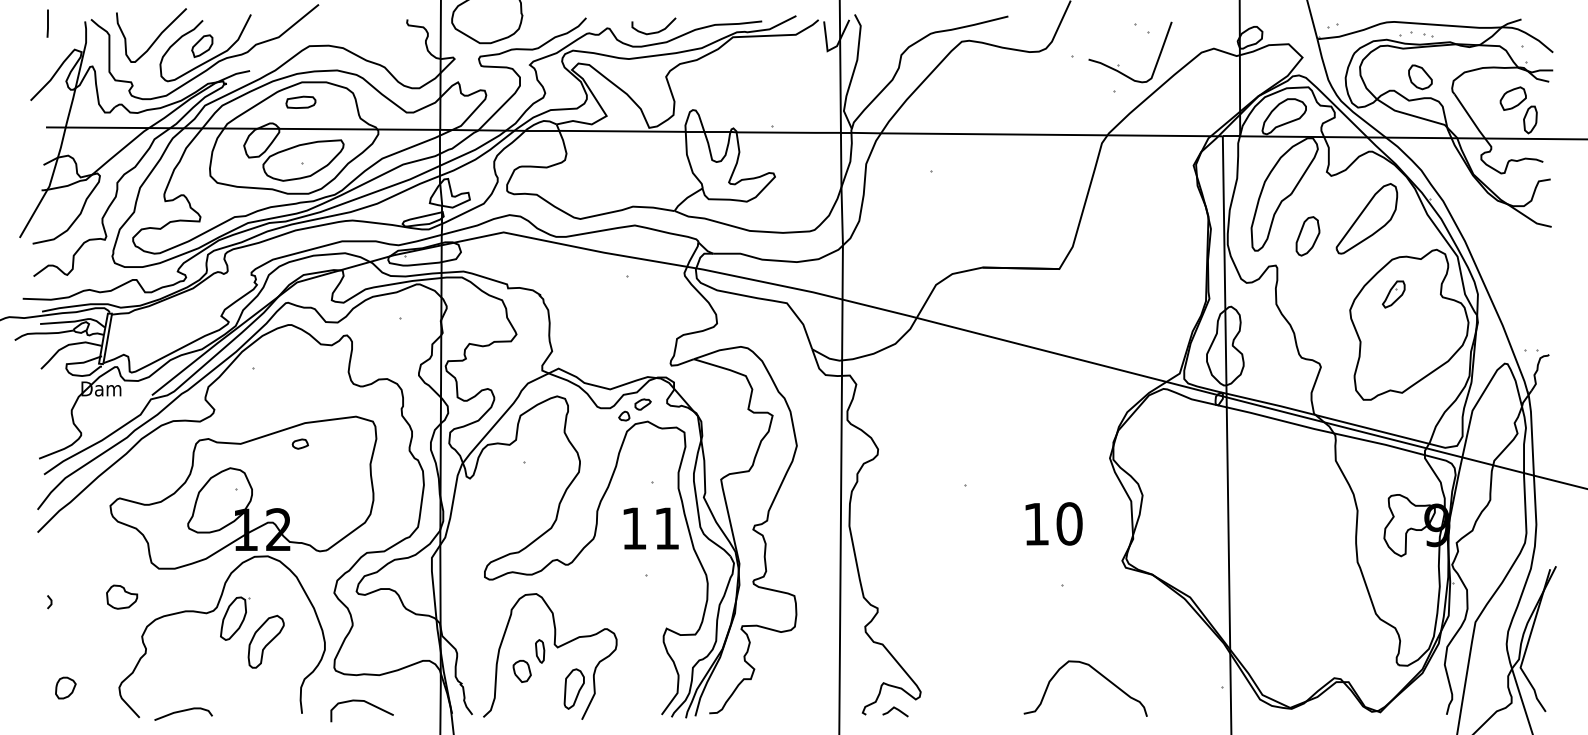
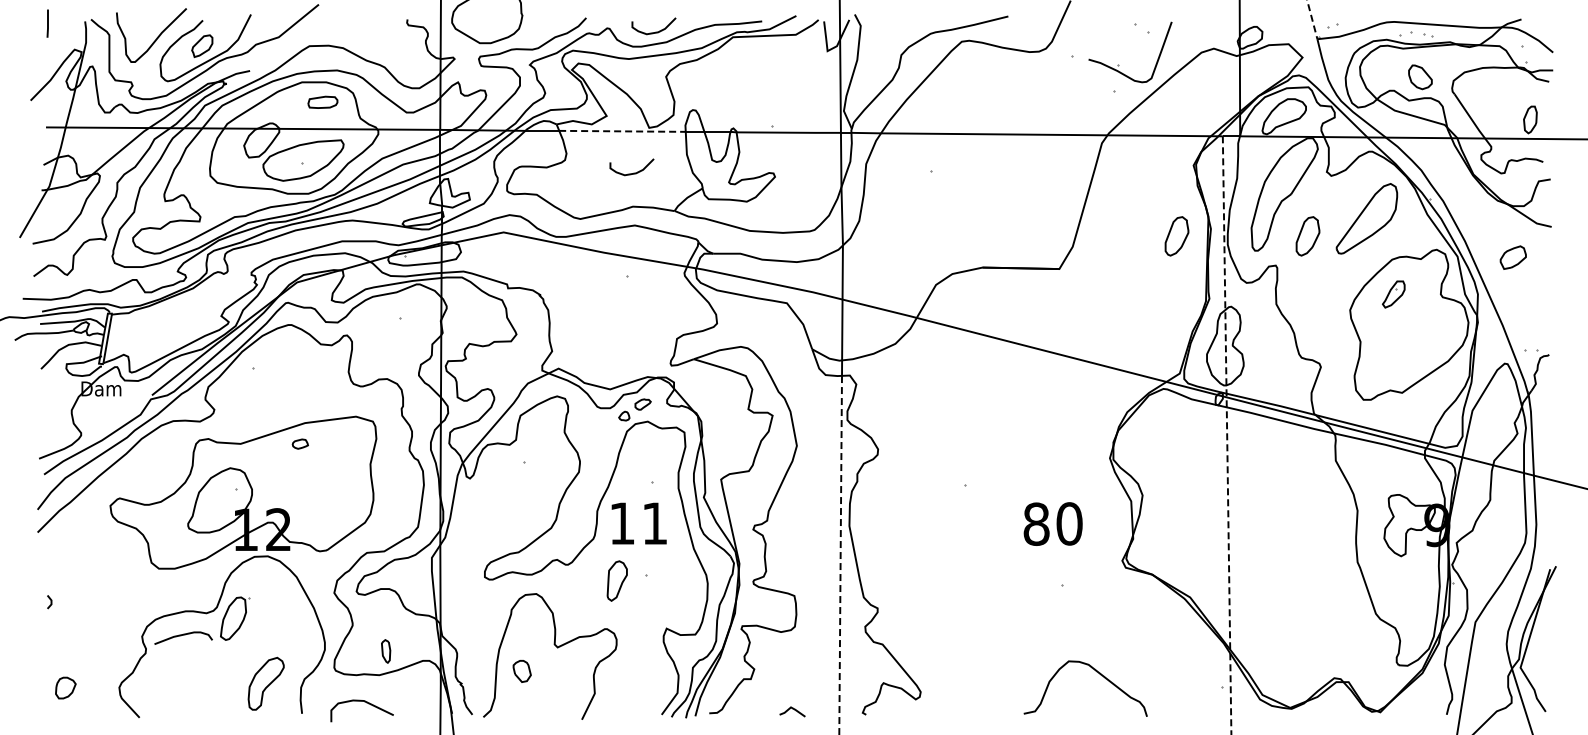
line: solid -> dashed (1312, 20)
part position: (1512, 98) -> (1512, 257) (1512, 257)
part position: (300, 101) -> (322, 101) (322, 101)
line: solid -> dashed (622, 131)
curve: none -> present (633, 172)
part: none -> present (1176, 236)
line: solid -> dashed (1227, 437)
text: 10 -> 80 (1036, 523)
text position: (650, 528) -> (638, 523) (638, 523)
line: solid -> dashed (840, 555)
part: present -> none (122, 596)
part position: (265, 641) -> (265, 683) (265, 683)
part position: (540, 651) -> (386, 651) (386, 651)
part position: (573, 688) -> (616, 580) (616, 580)
line position: (895, 709) -> (792, 709) (792, 709)
curve position: (183, 711) -> (183, 635) (183, 635)
